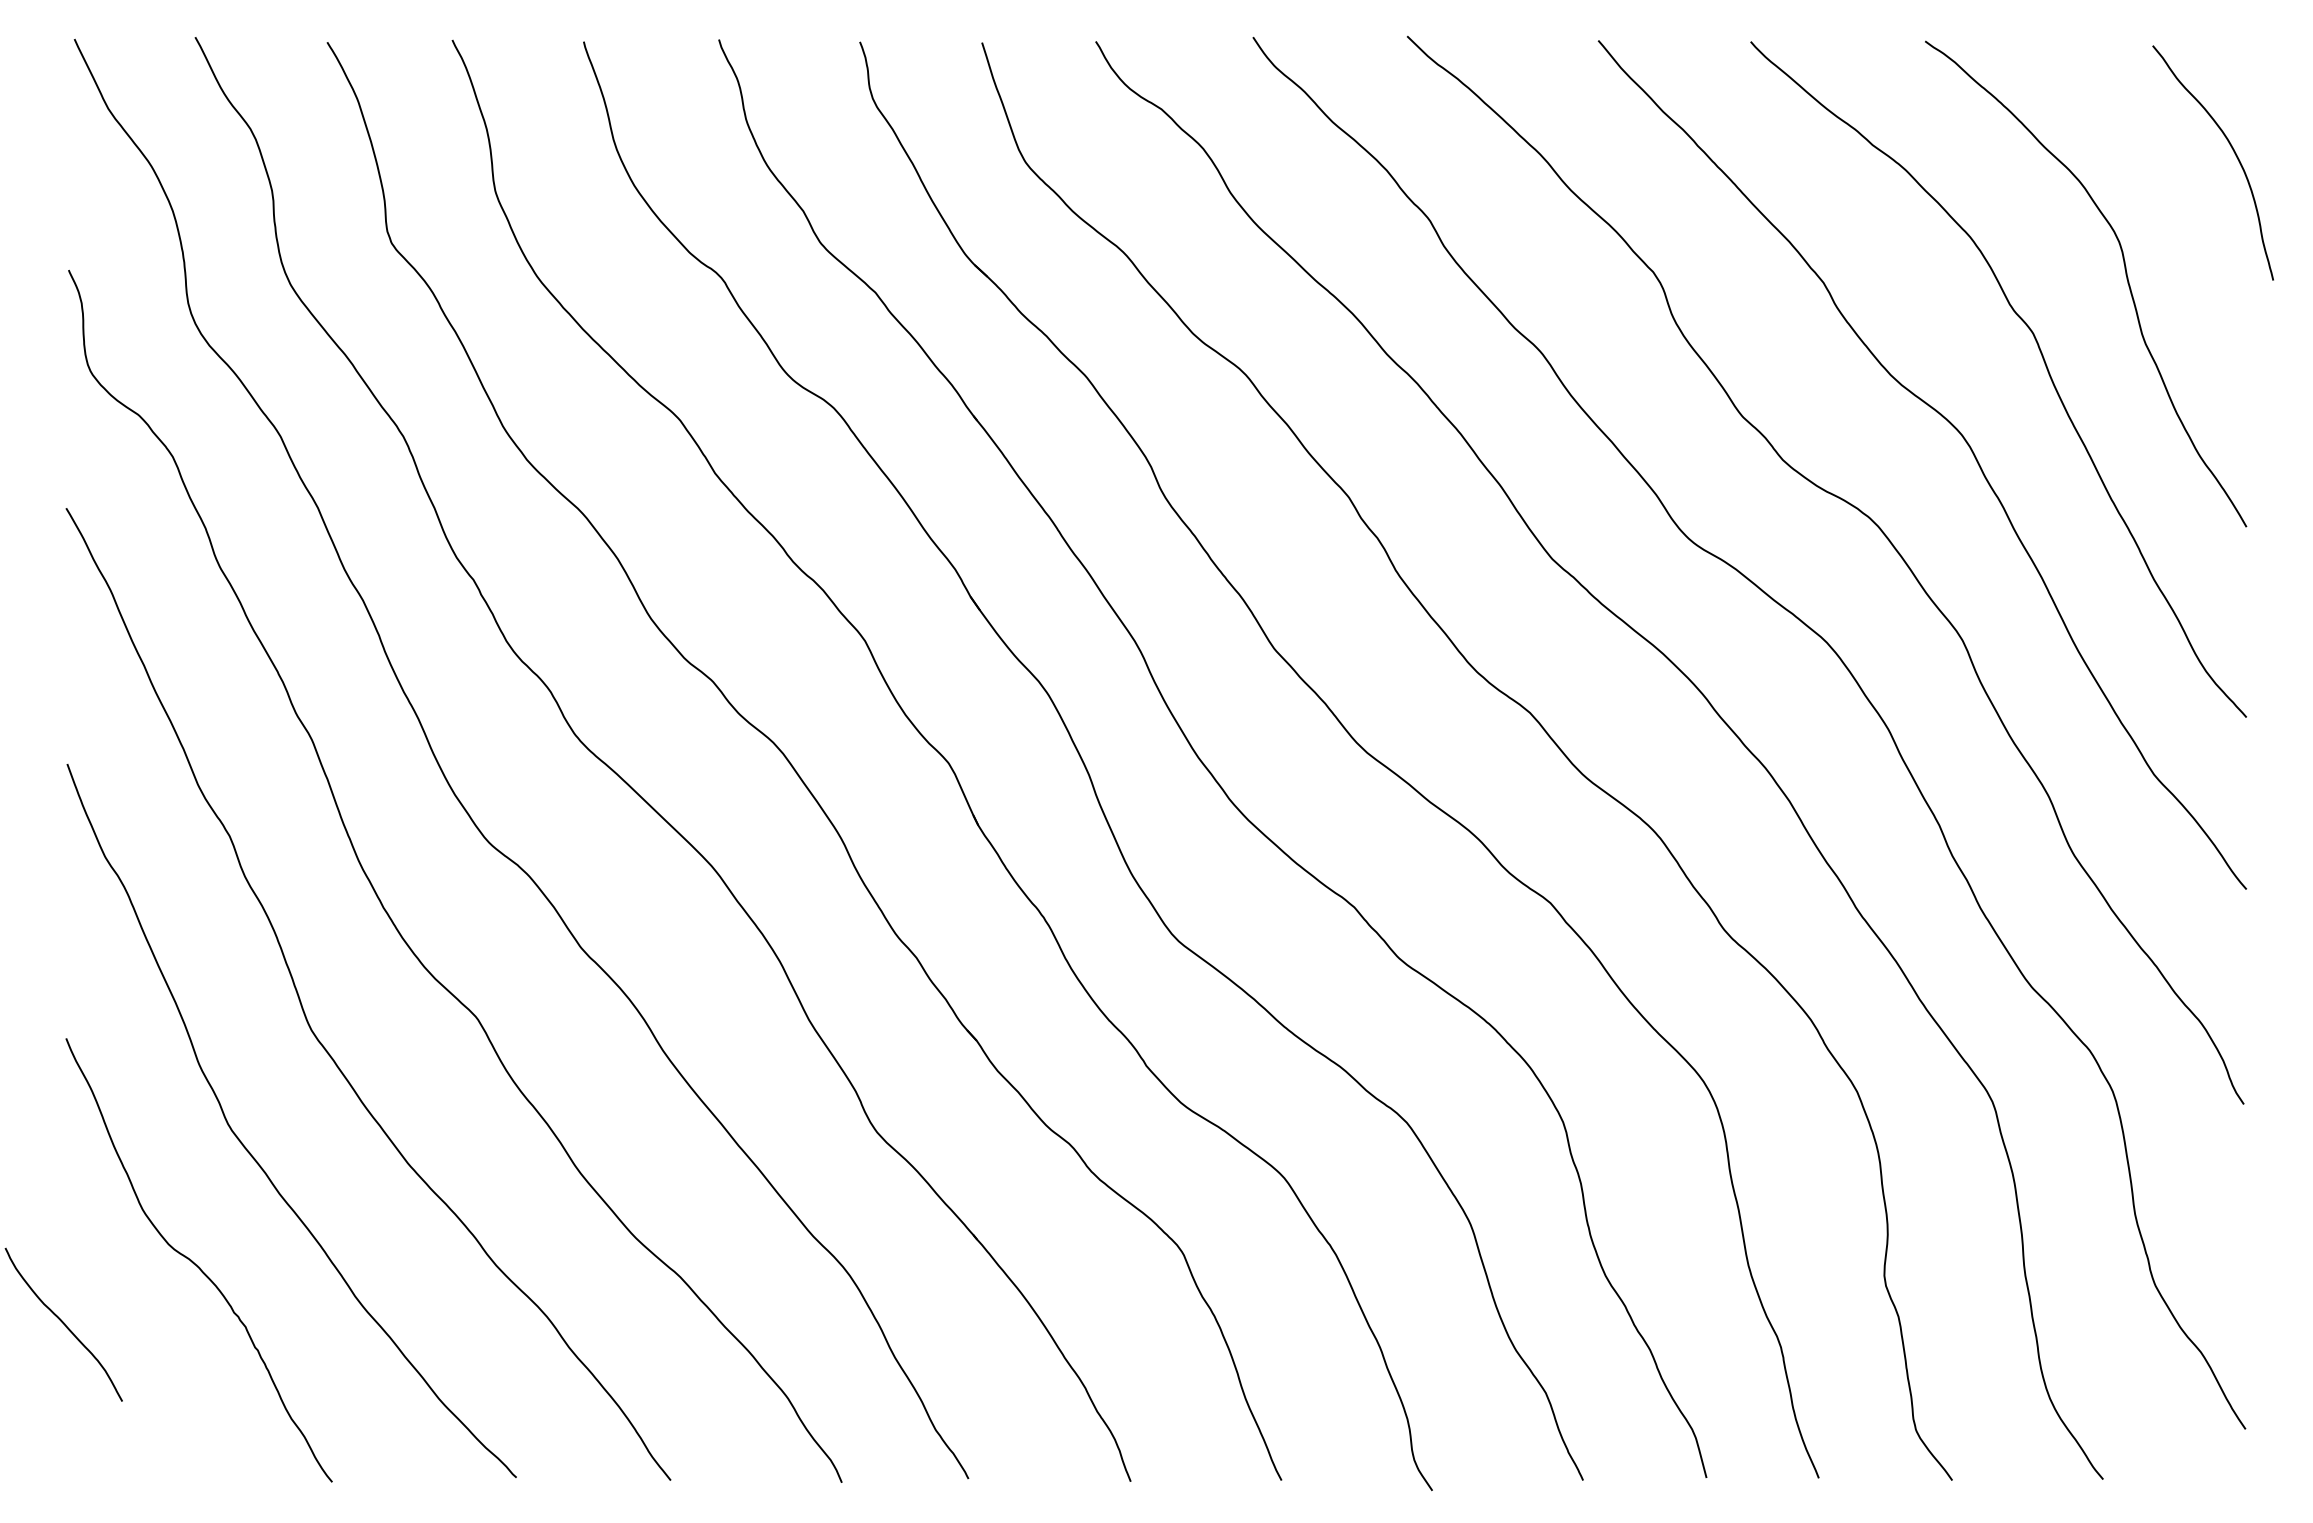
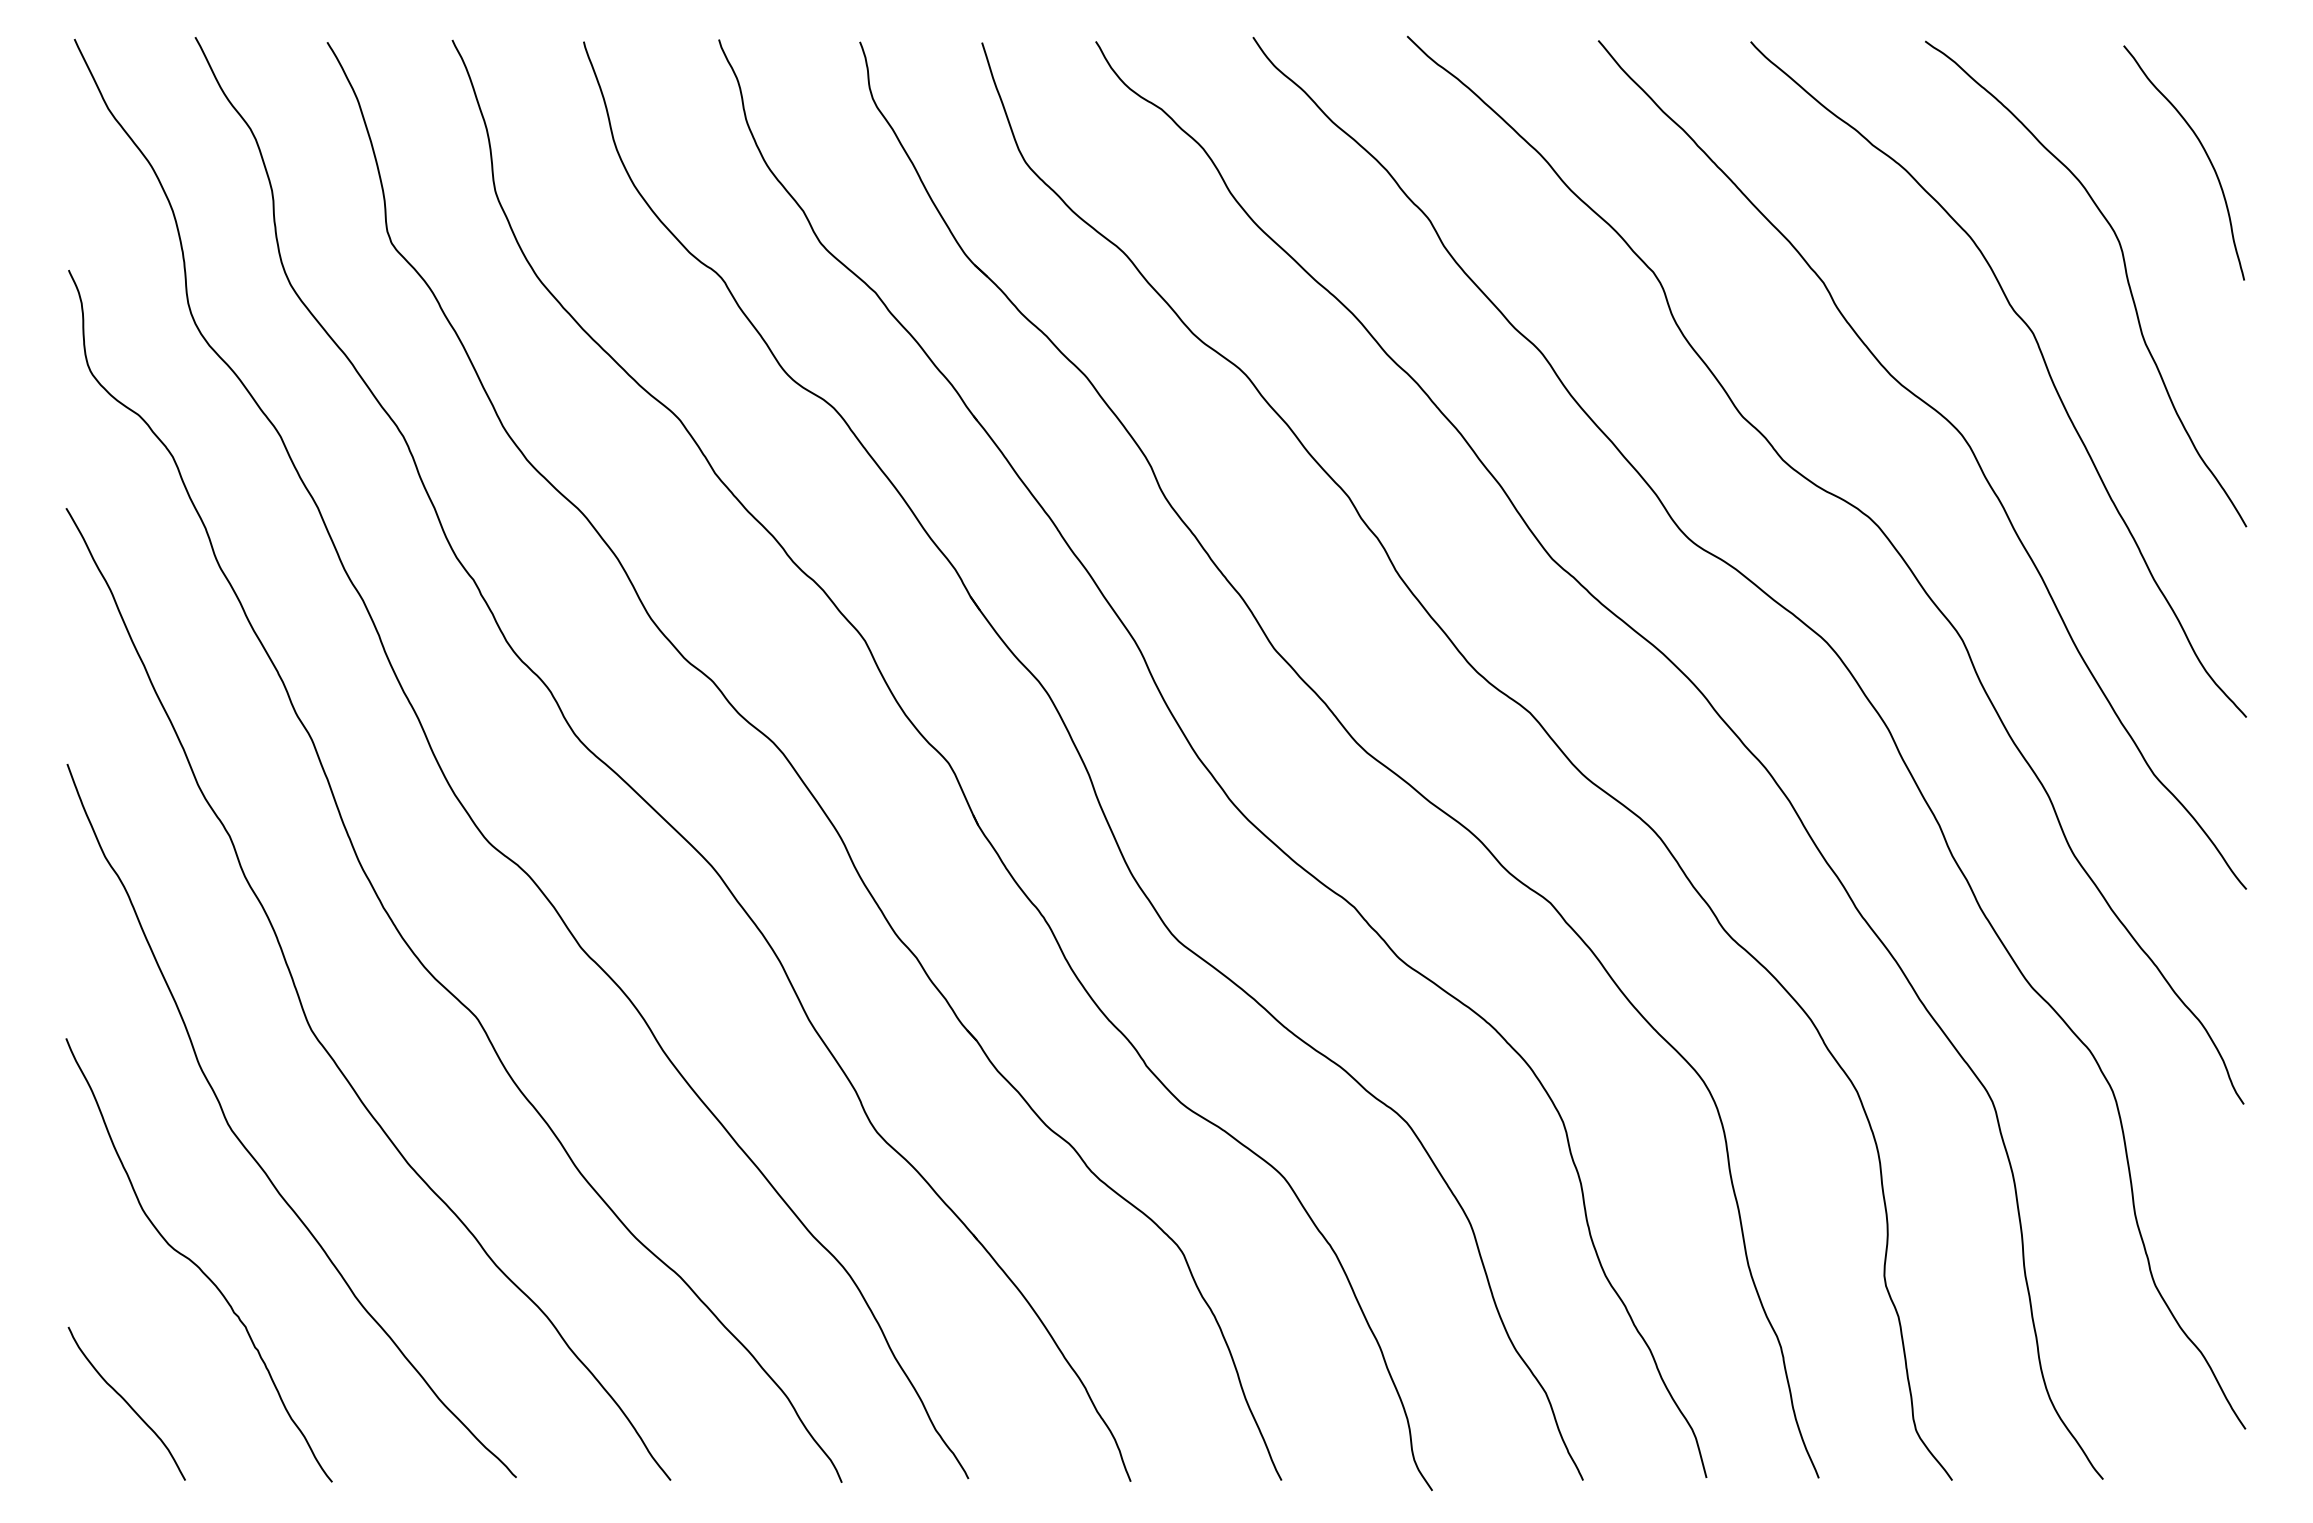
curve position: (2233, 152) -> (2204, 152) (2204, 152)
curve position: (63, 1324) -> (126, 1403) (126, 1403)
